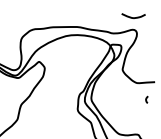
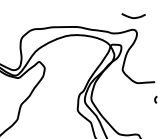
curve position: (146, 99) -> (155, 99) (155, 99)
